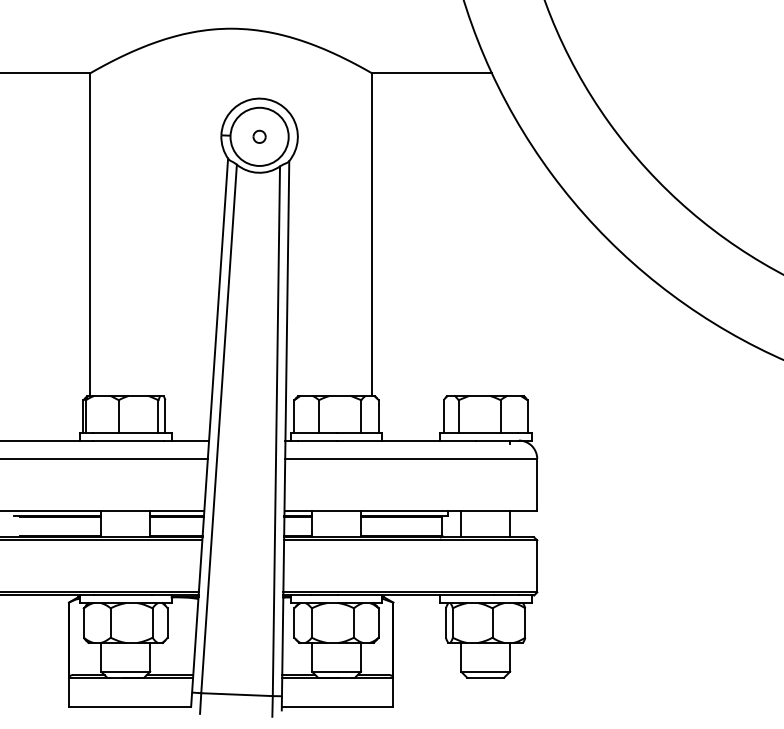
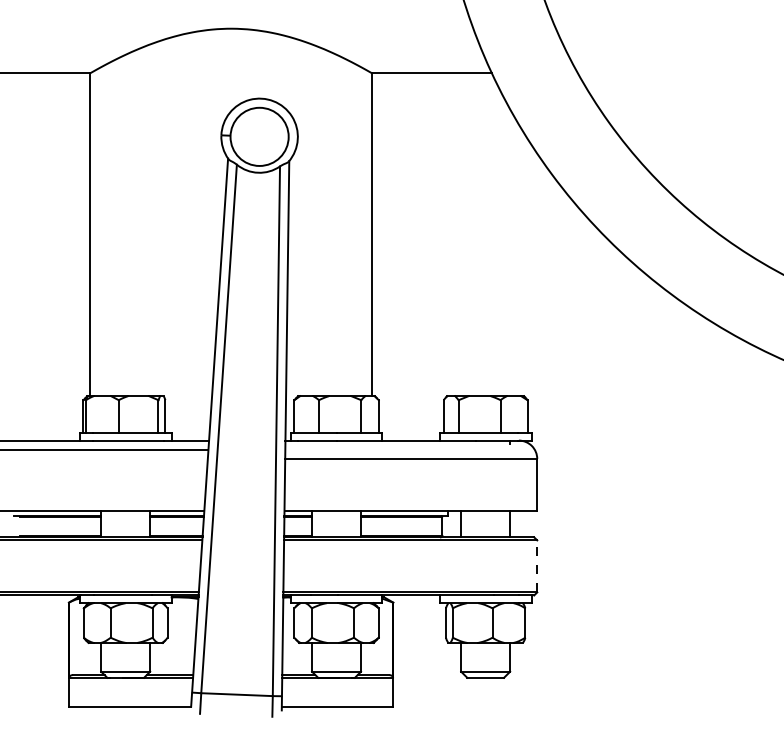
part: present -> none (259, 136)
line position: (104, 458) -> (104, 449) (104, 449)
line: solid -> dashed (537, 565)
